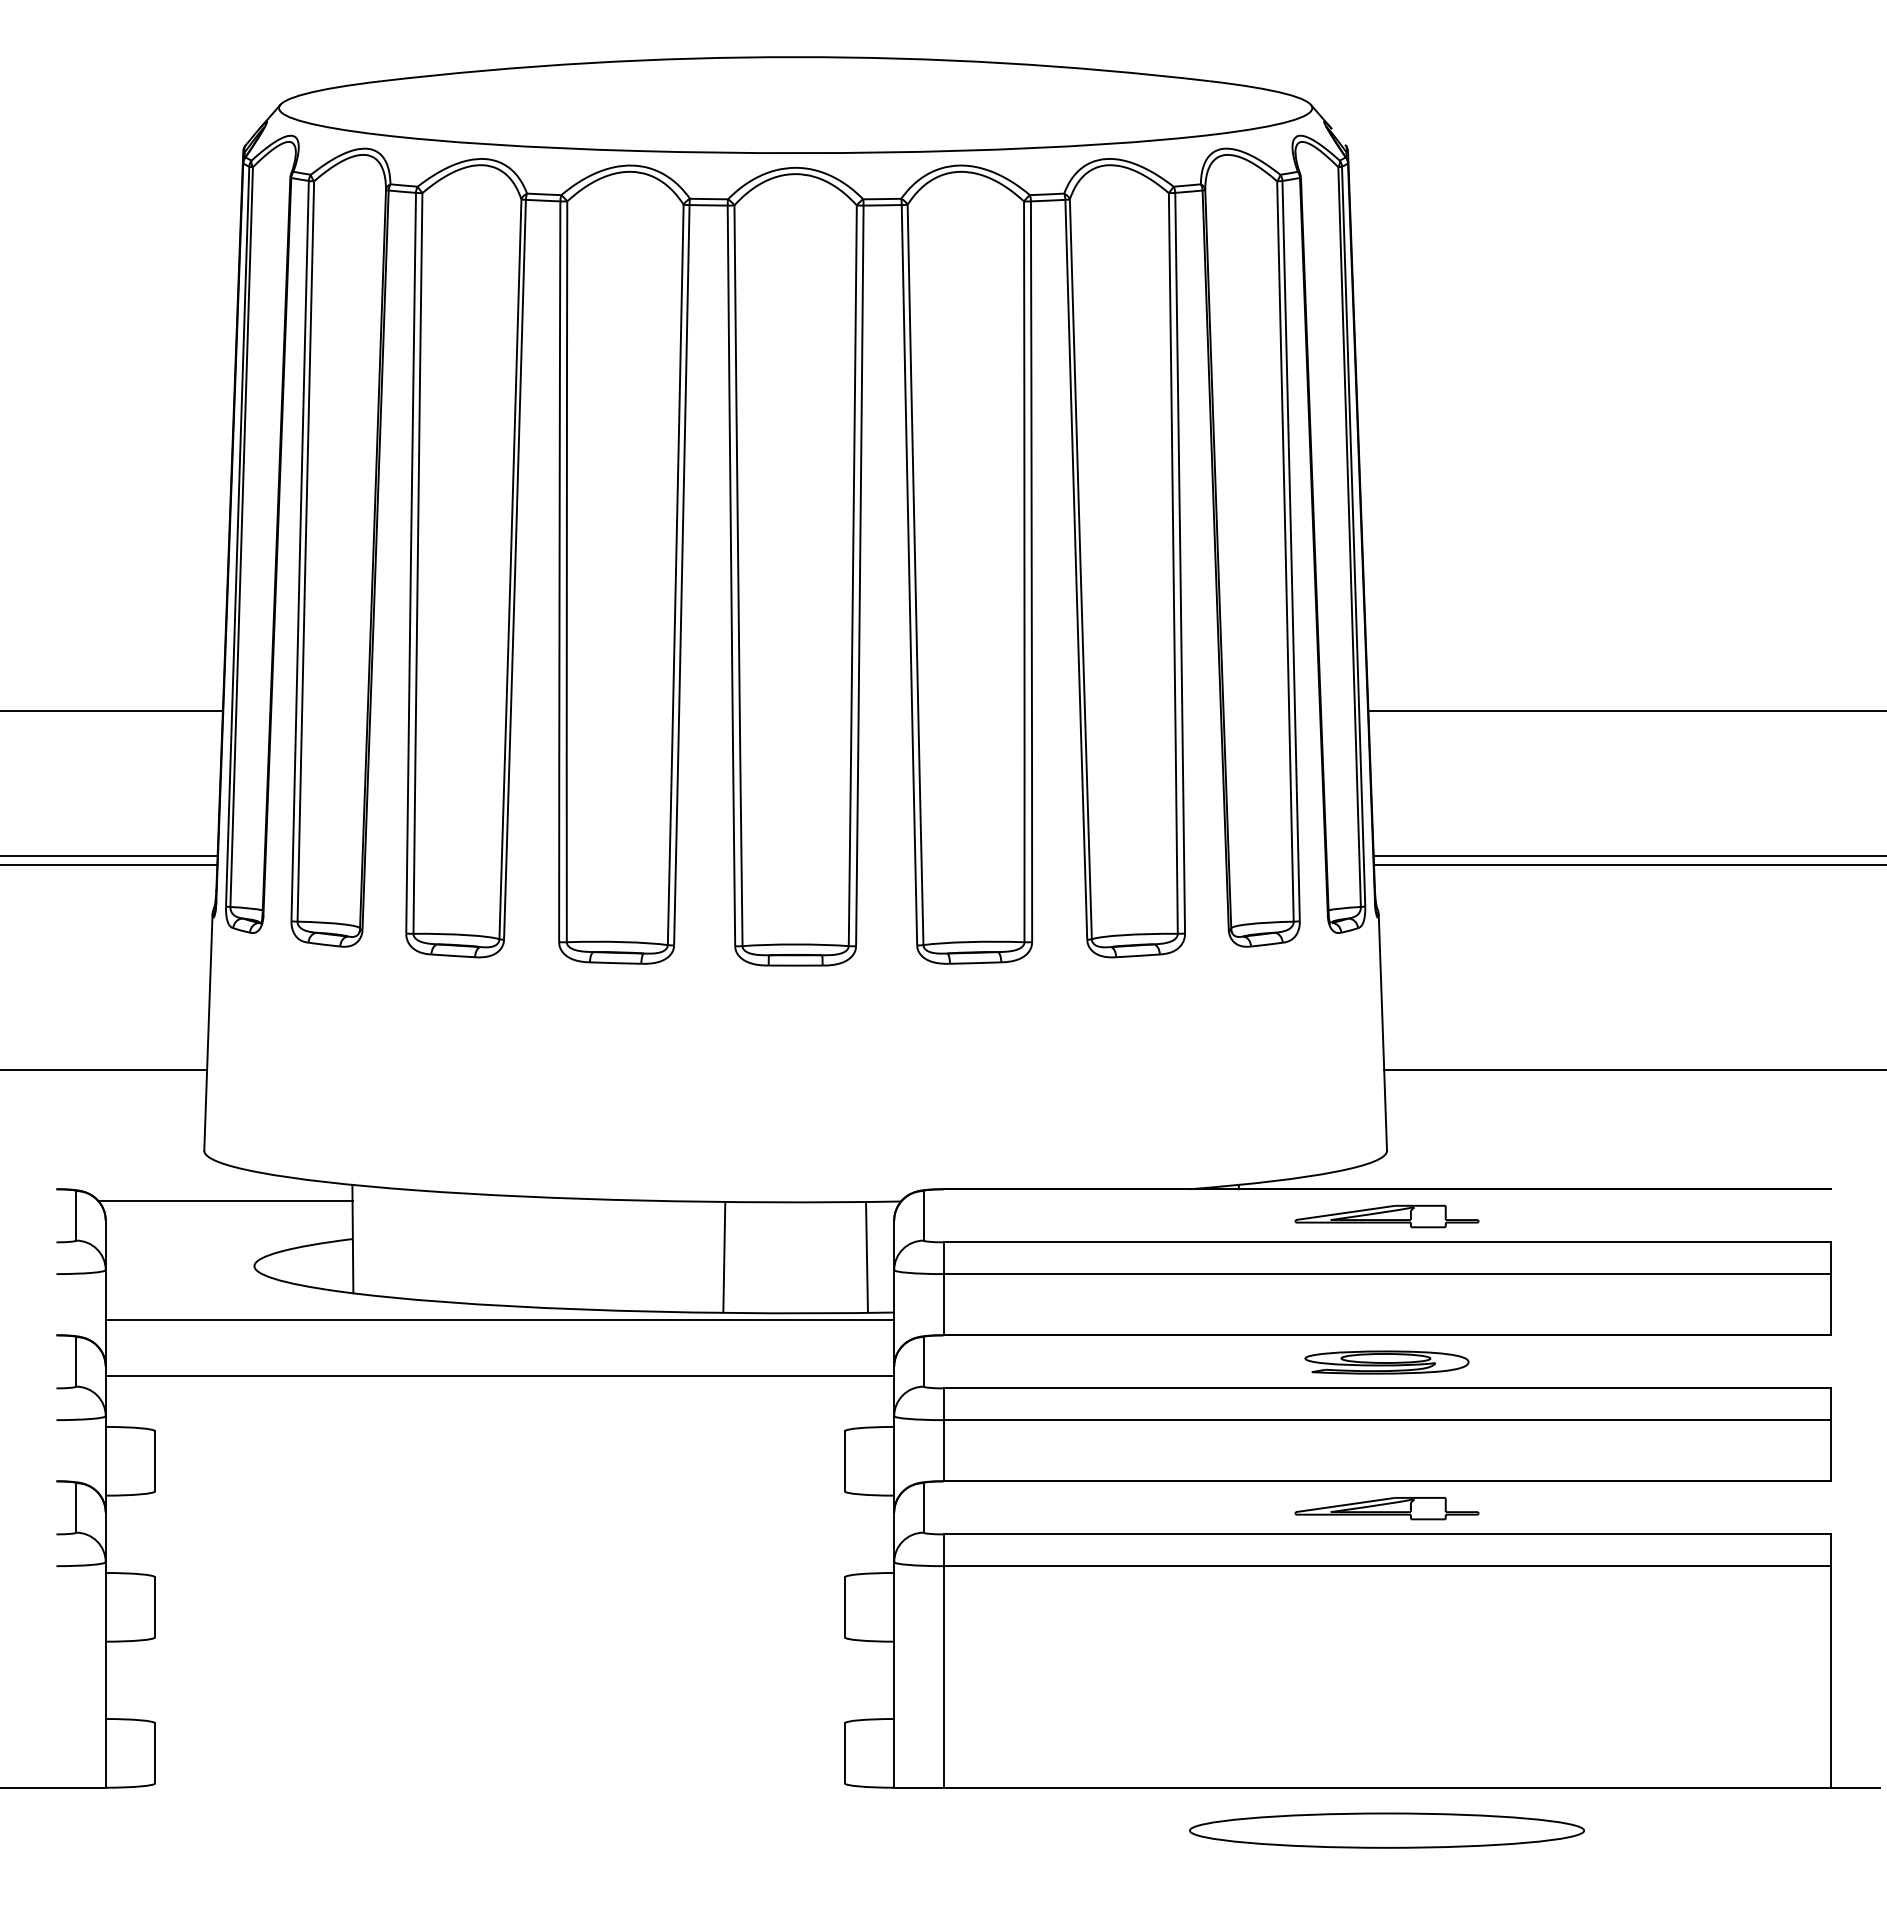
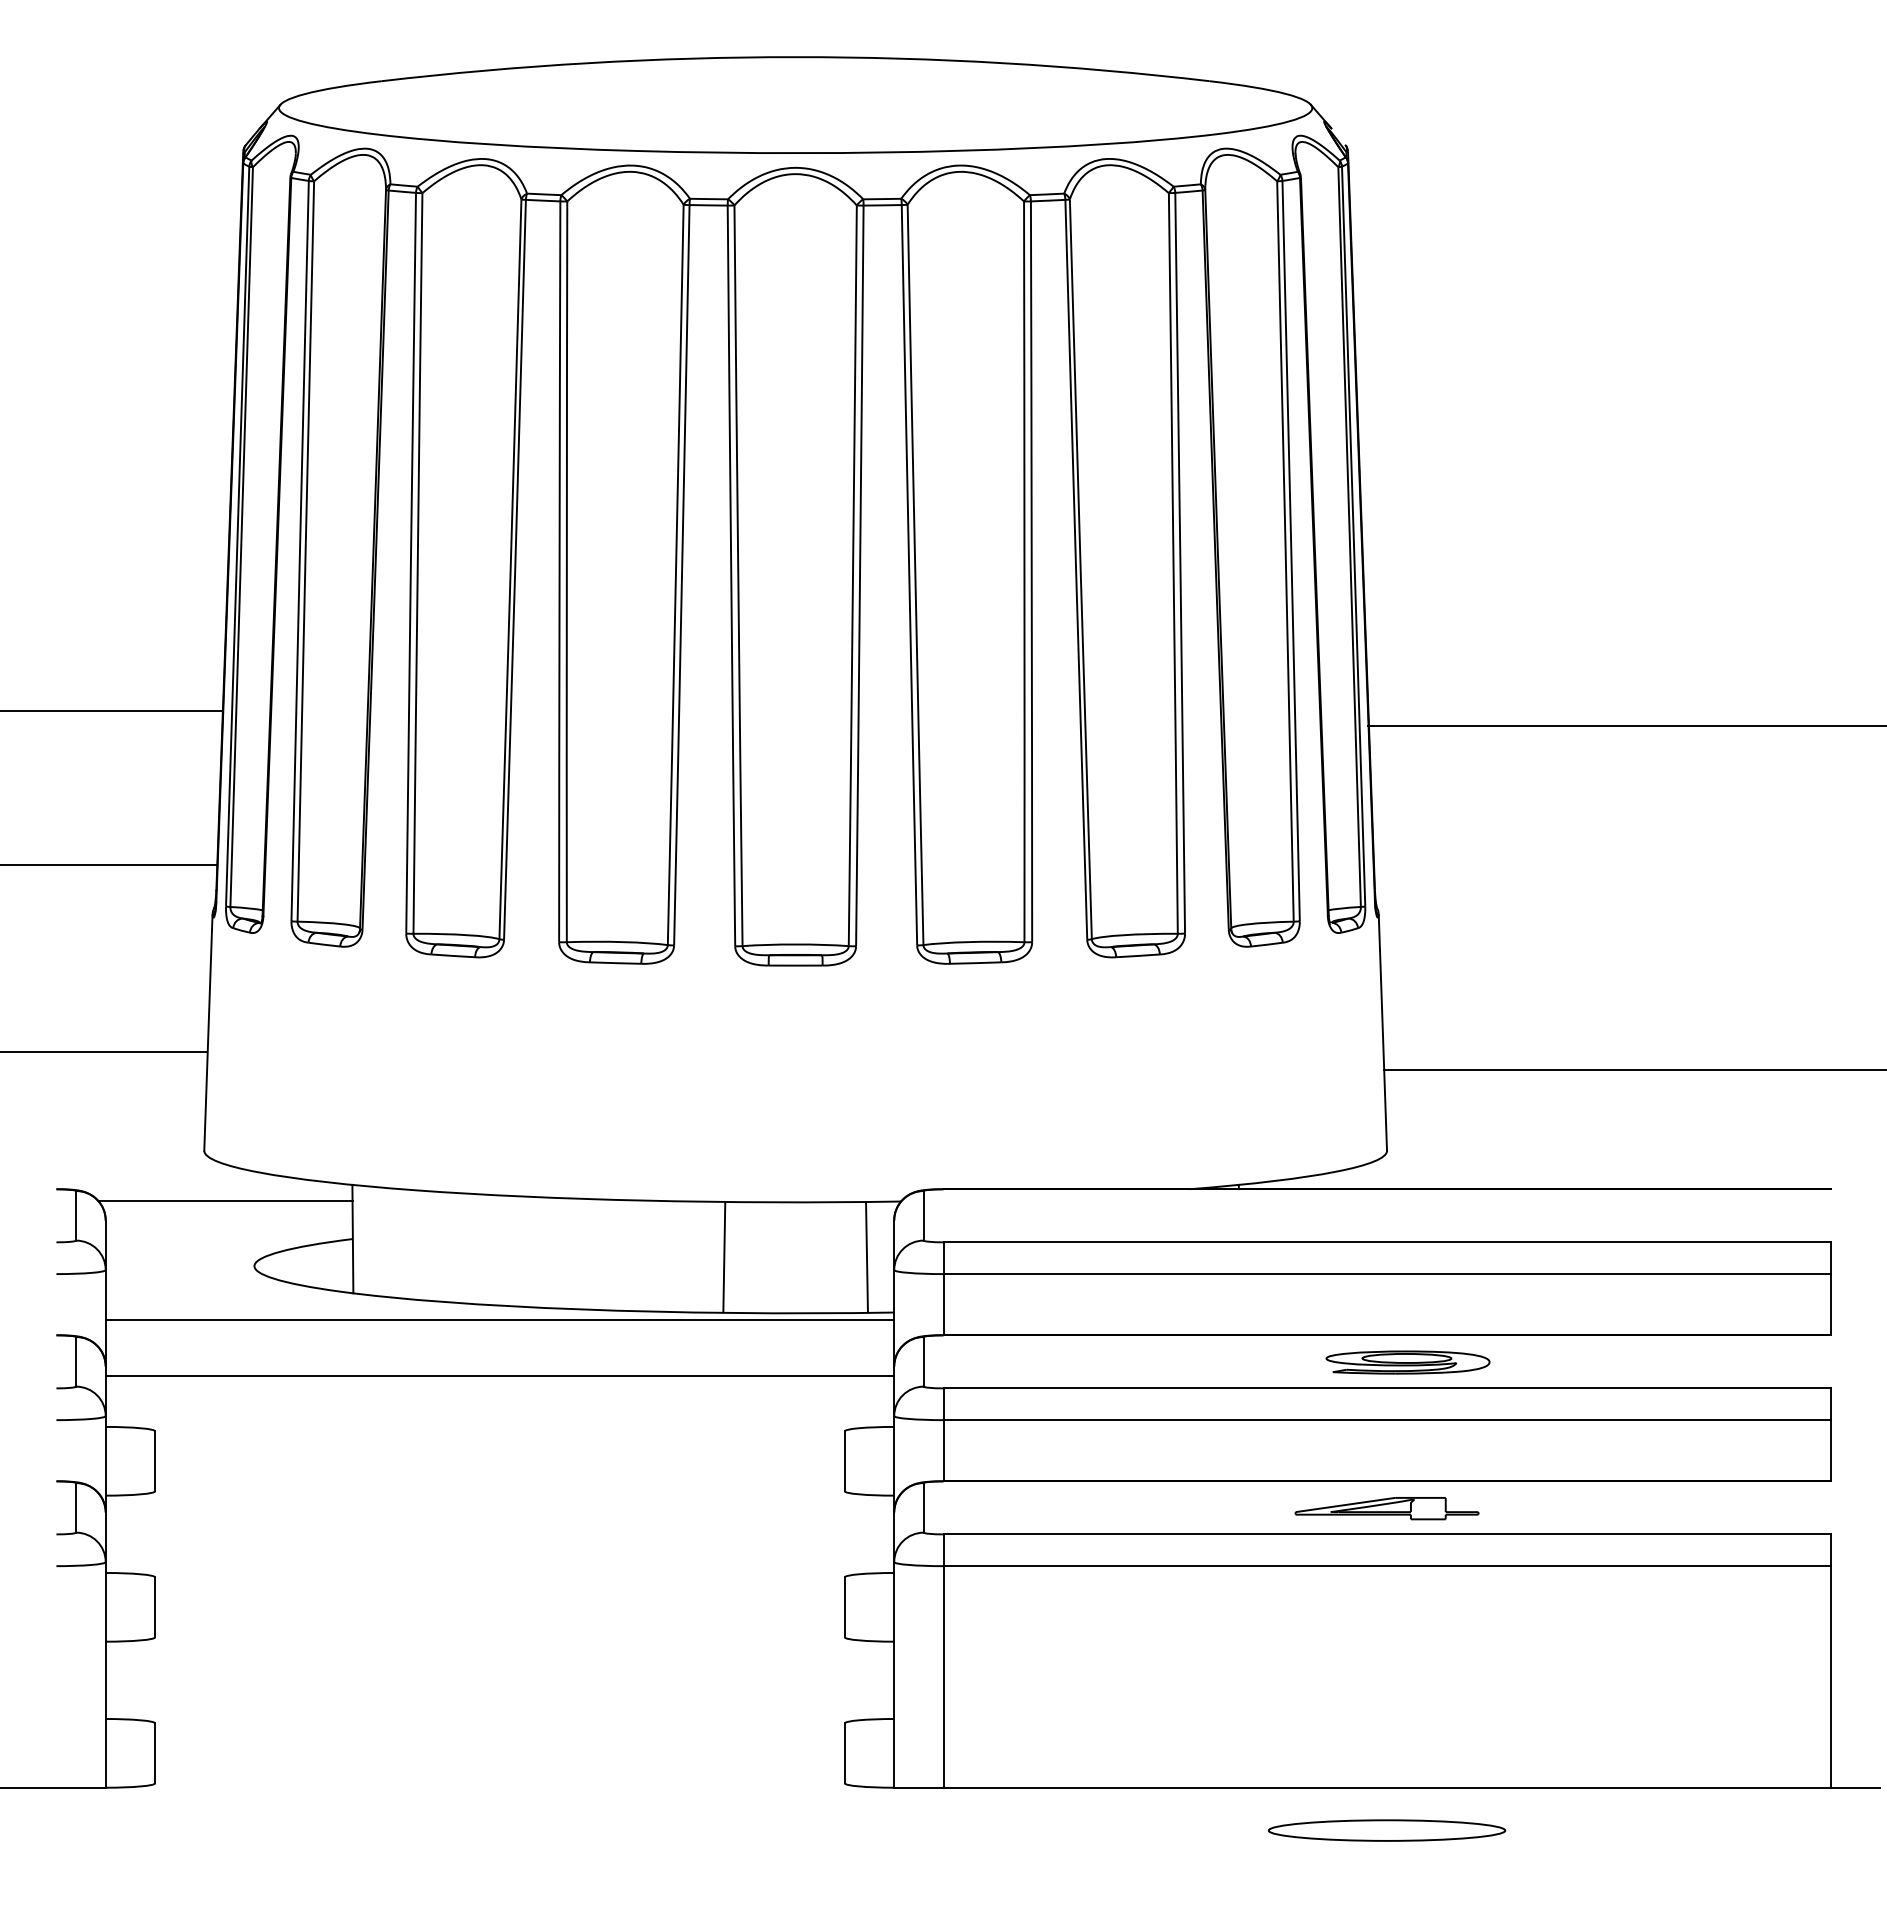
line position: (1625, 710) -> (1625, 725) (1625, 725)
line: present -> none (109, 856)
line: present -> none (1628, 856)
line: present -> none (1628, 864)
line position: (104, 1070) -> (104, 1052) (104, 1052)
part: present -> none (1386, 1216)
part position: (1386, 1362) -> (1407, 1362) (1407, 1362)
part size: 396x37 px -> 239x23 px (1387, 1830)
